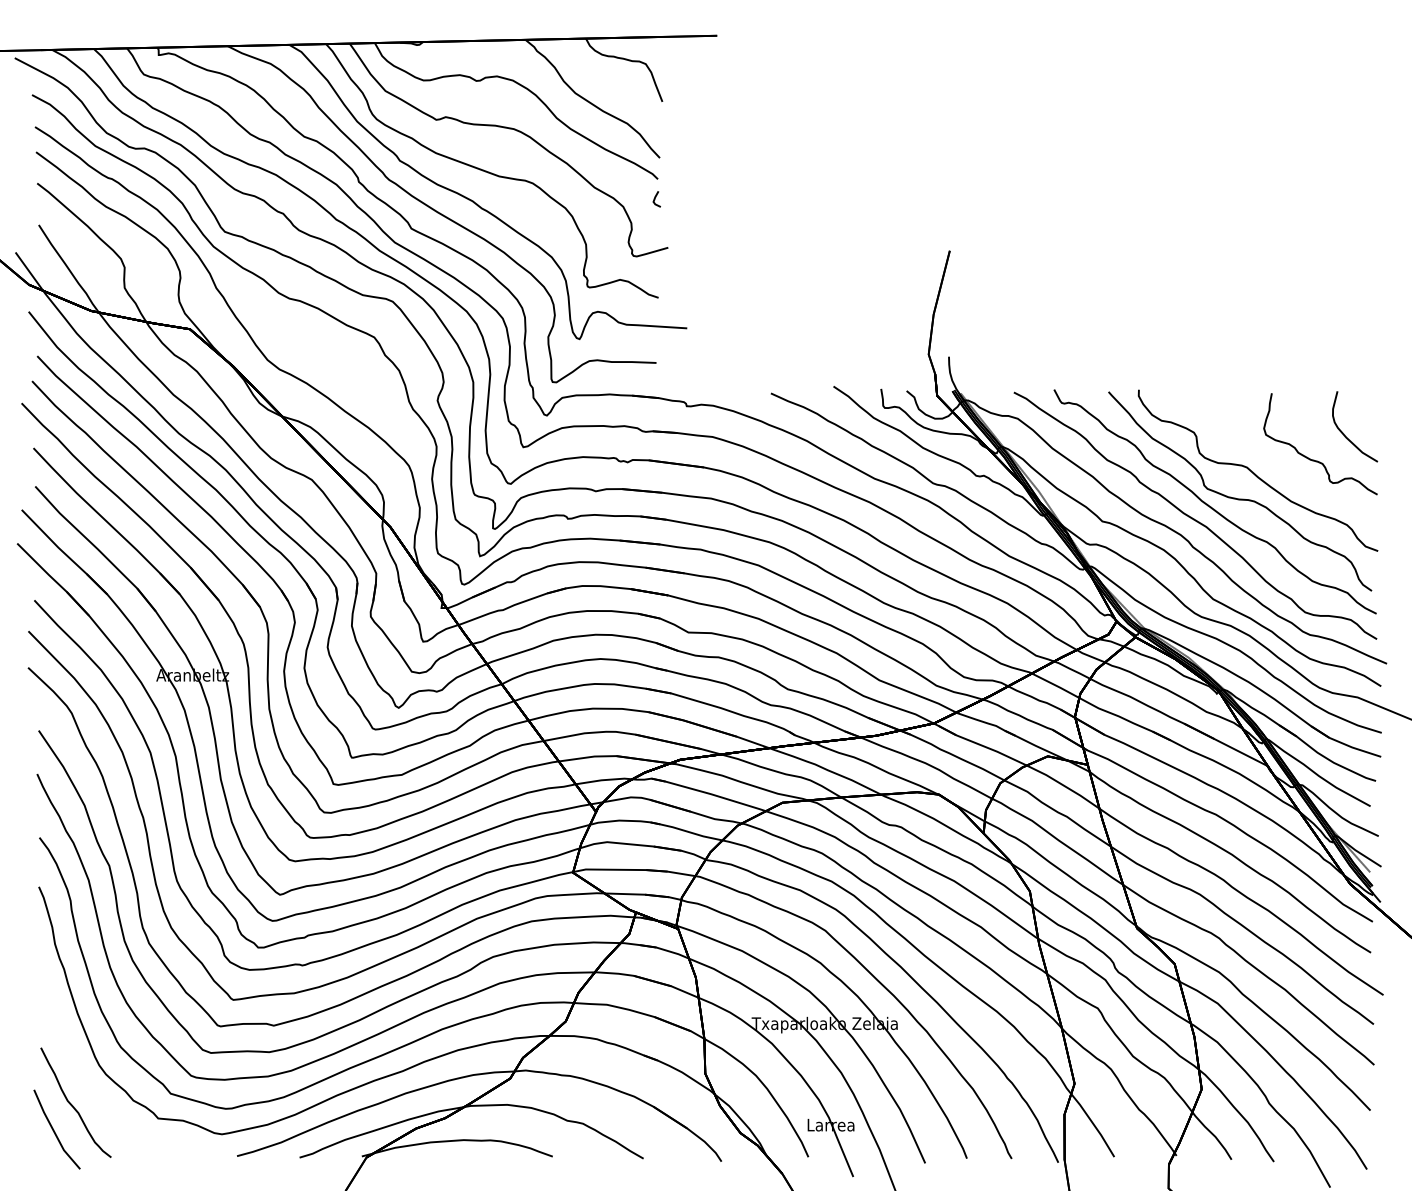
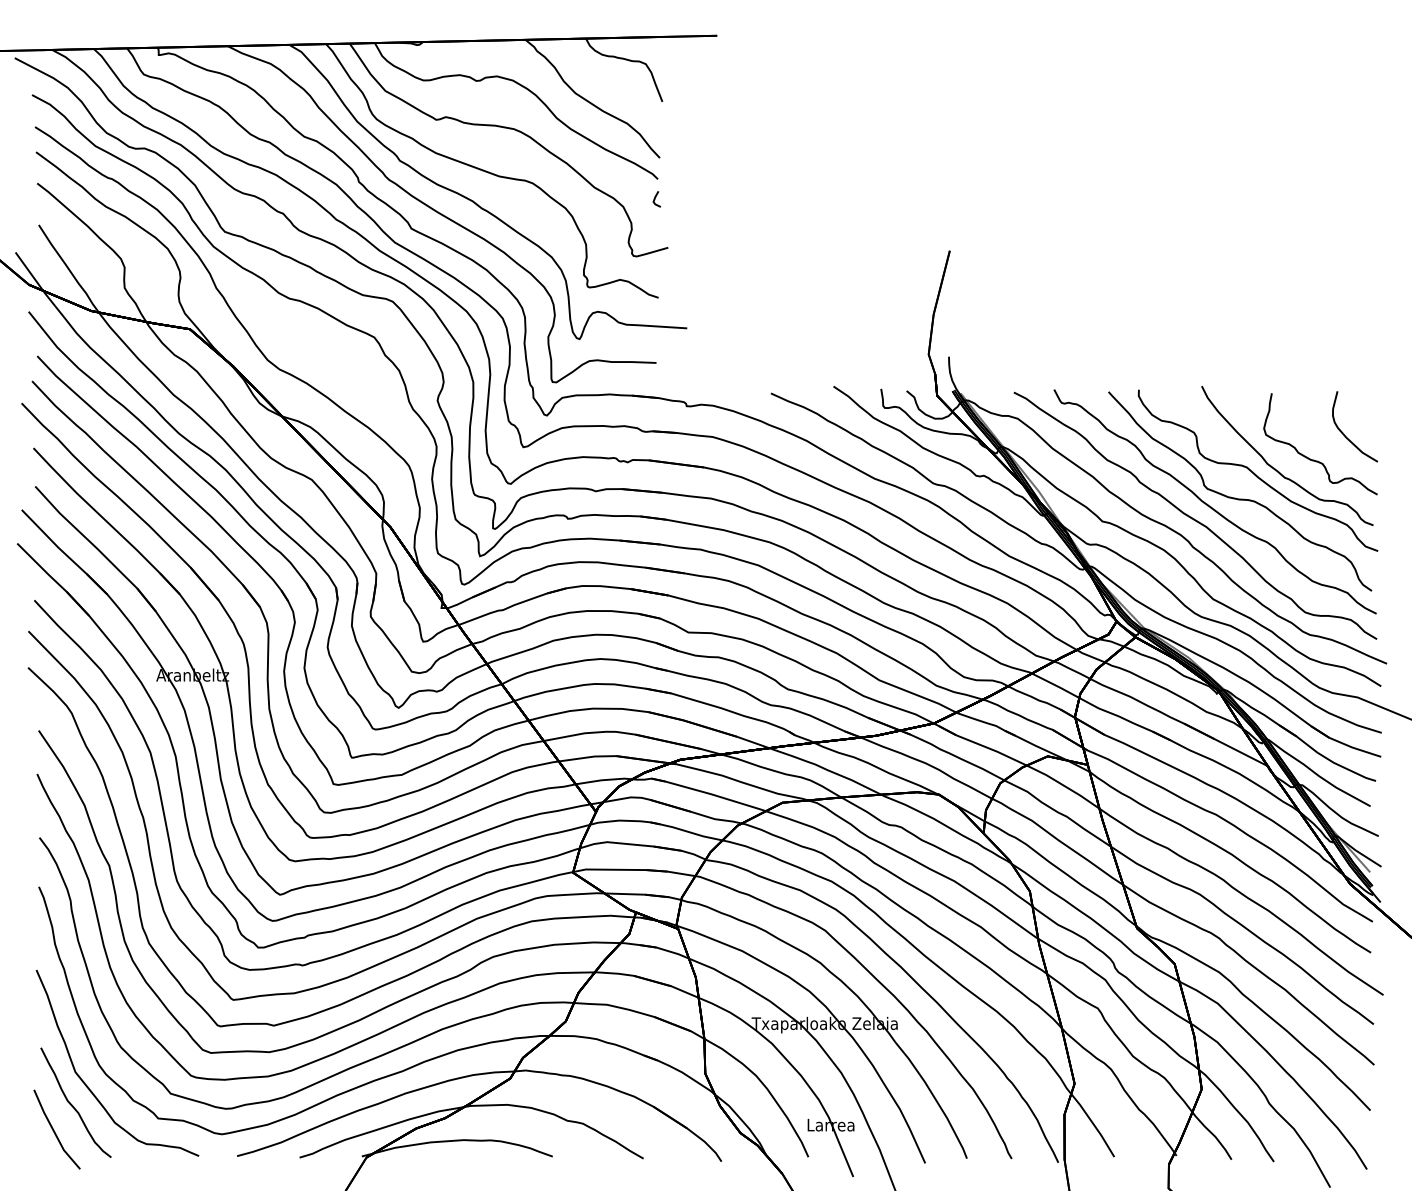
part: none -> present (1278, 470)
curve: none -> present (88, 1086)
